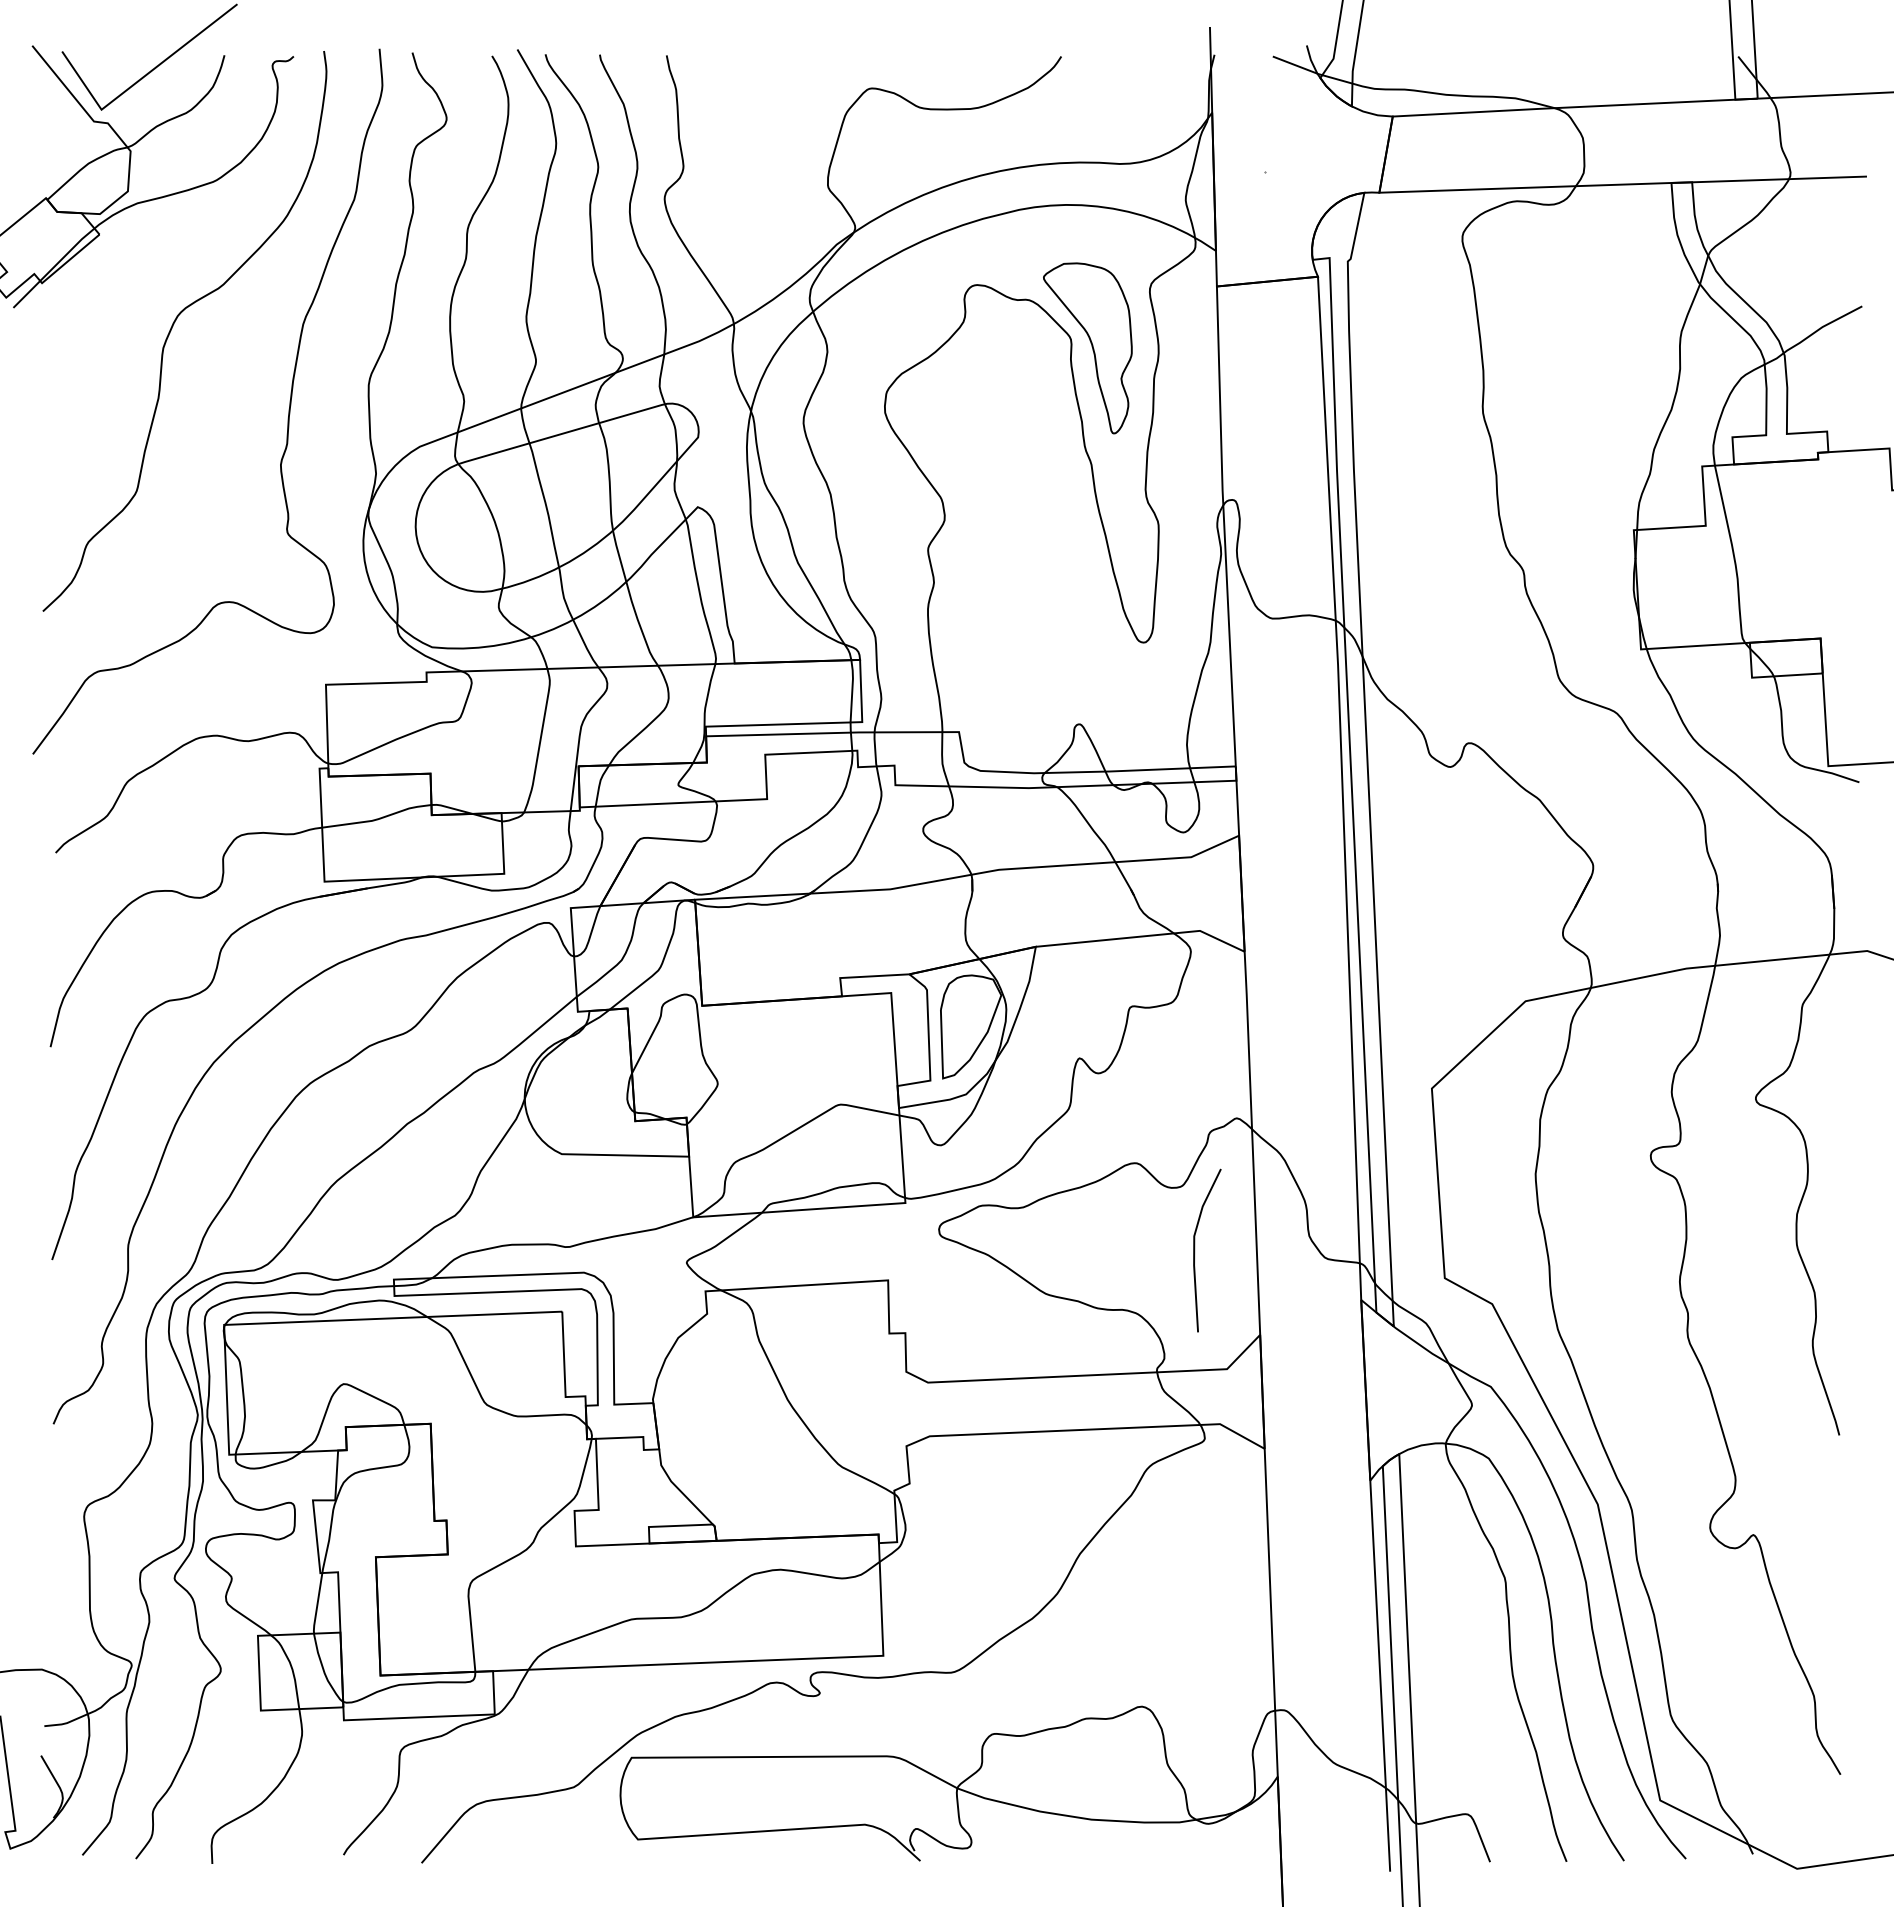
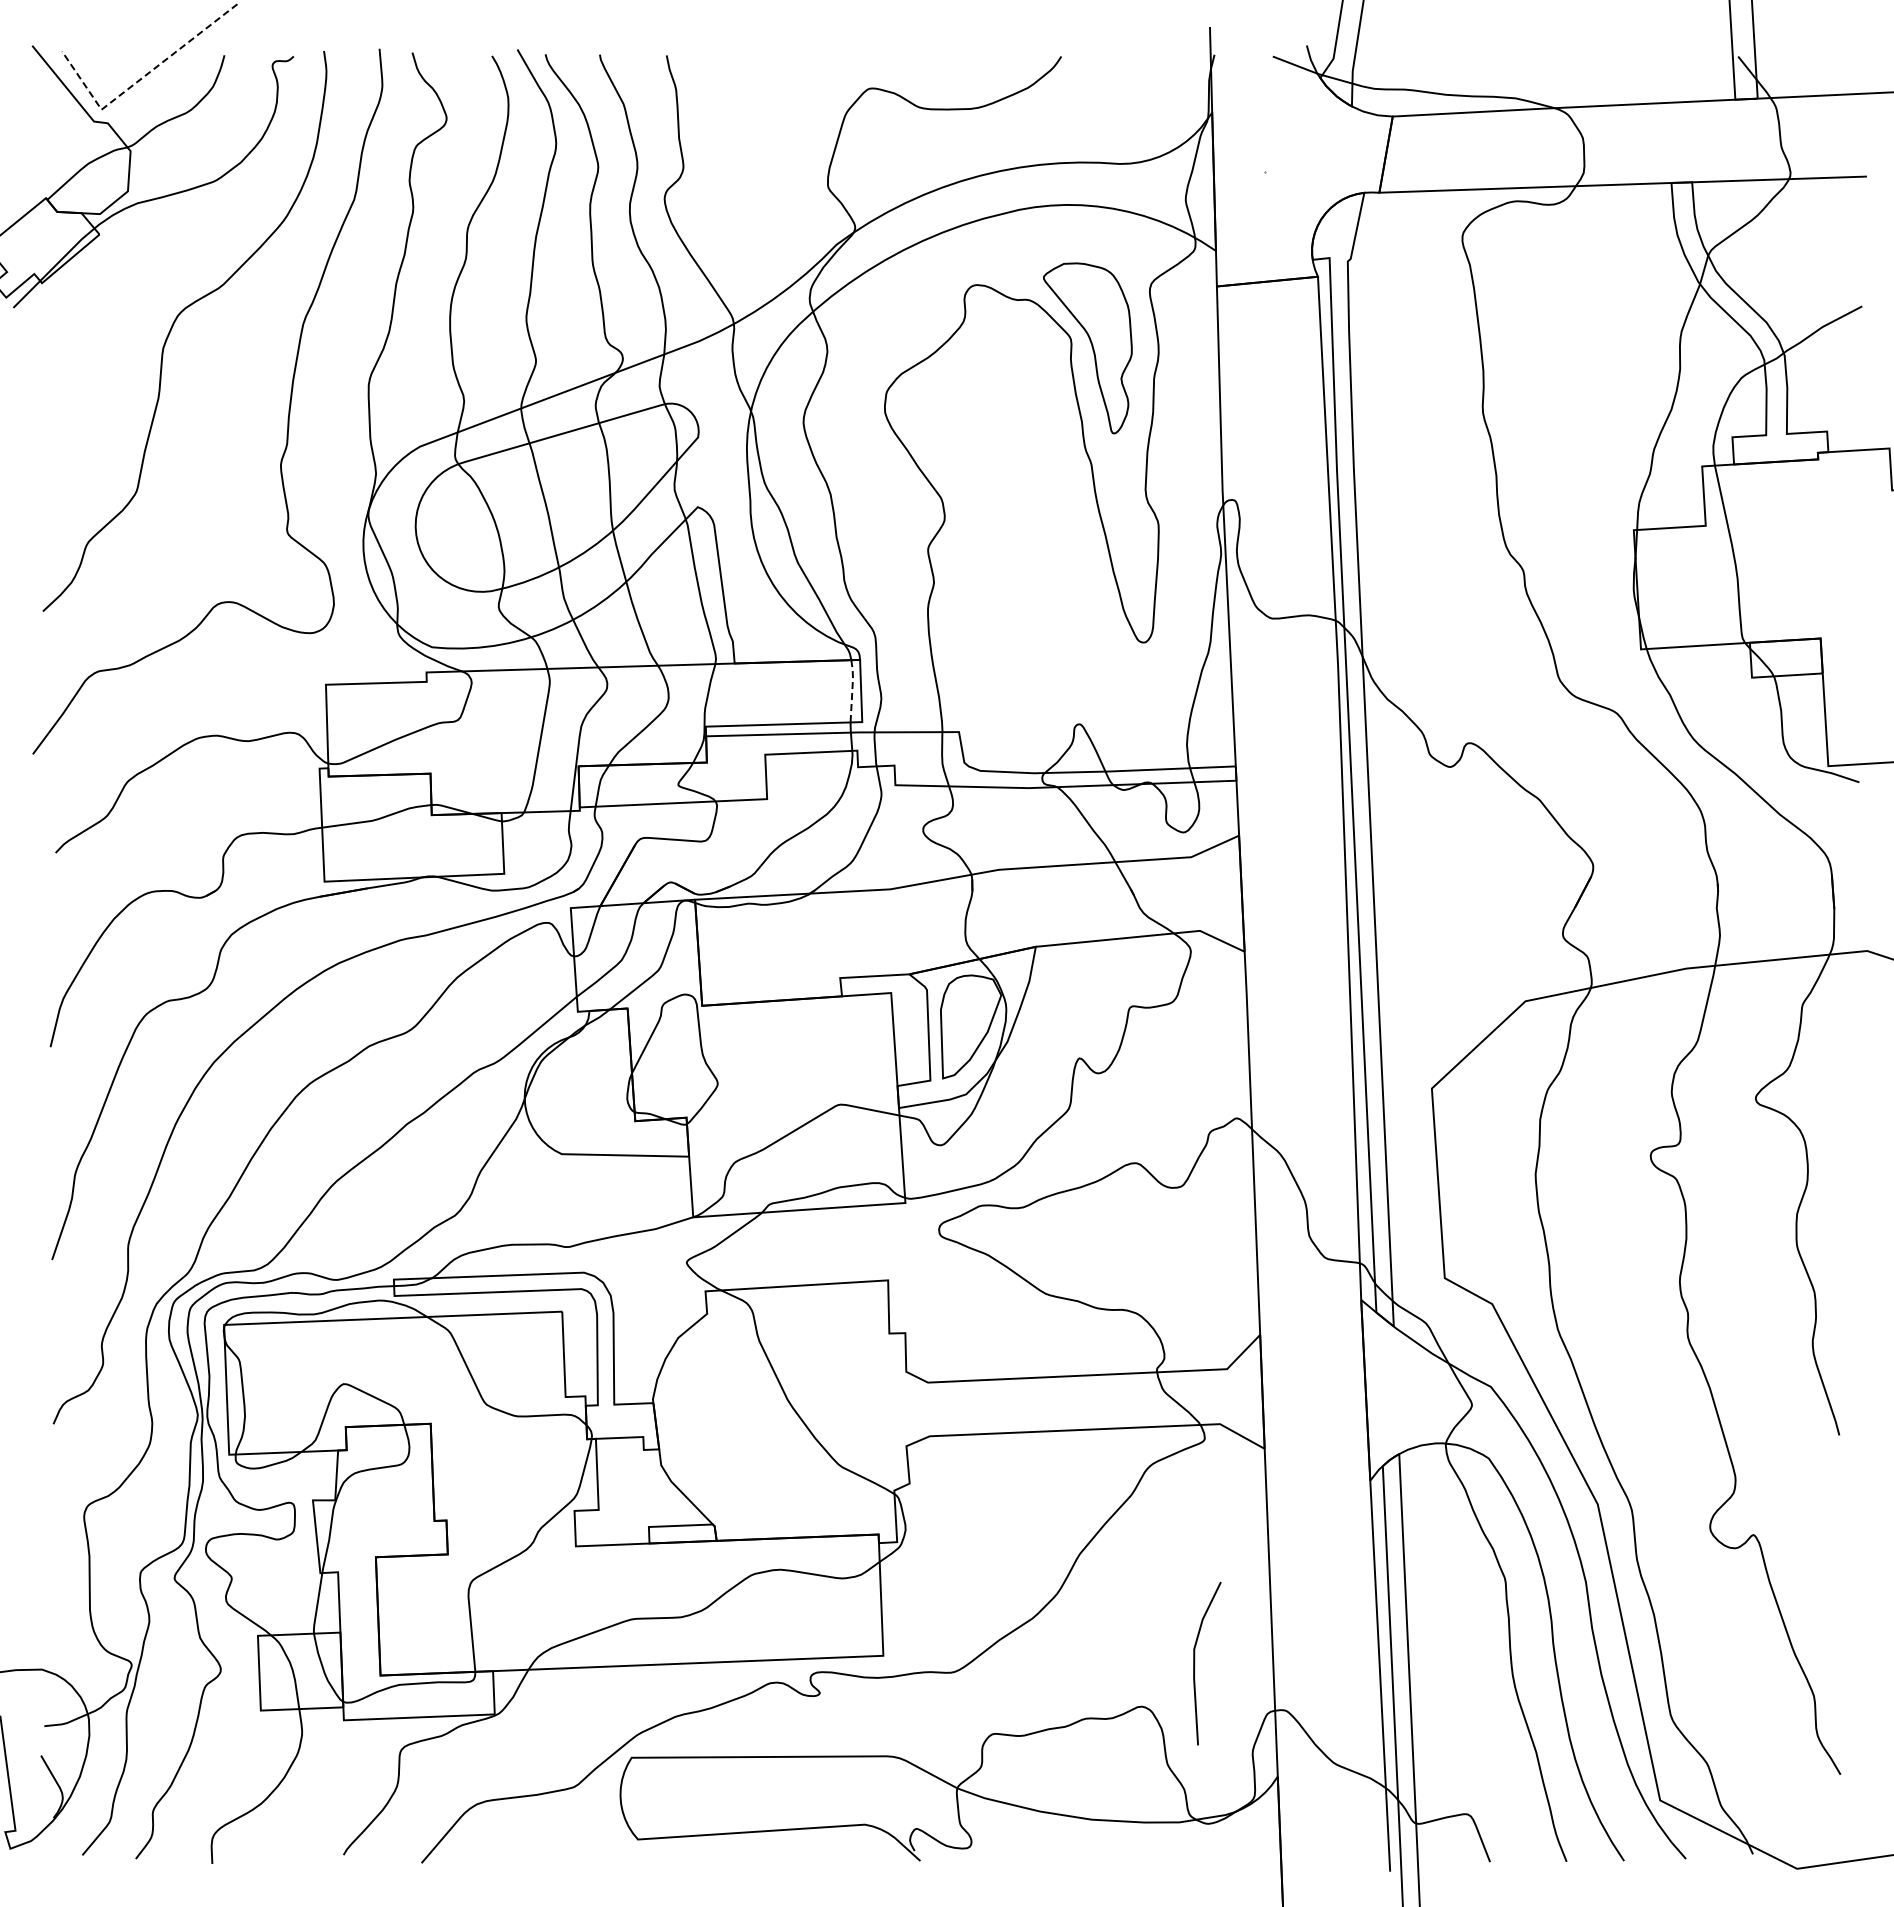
line: solid -> dashed (140, 79)
line: solid -> dashed (852, 689)
line position: (1195, 1250) -> (1195, 1663) (1195, 1663)
